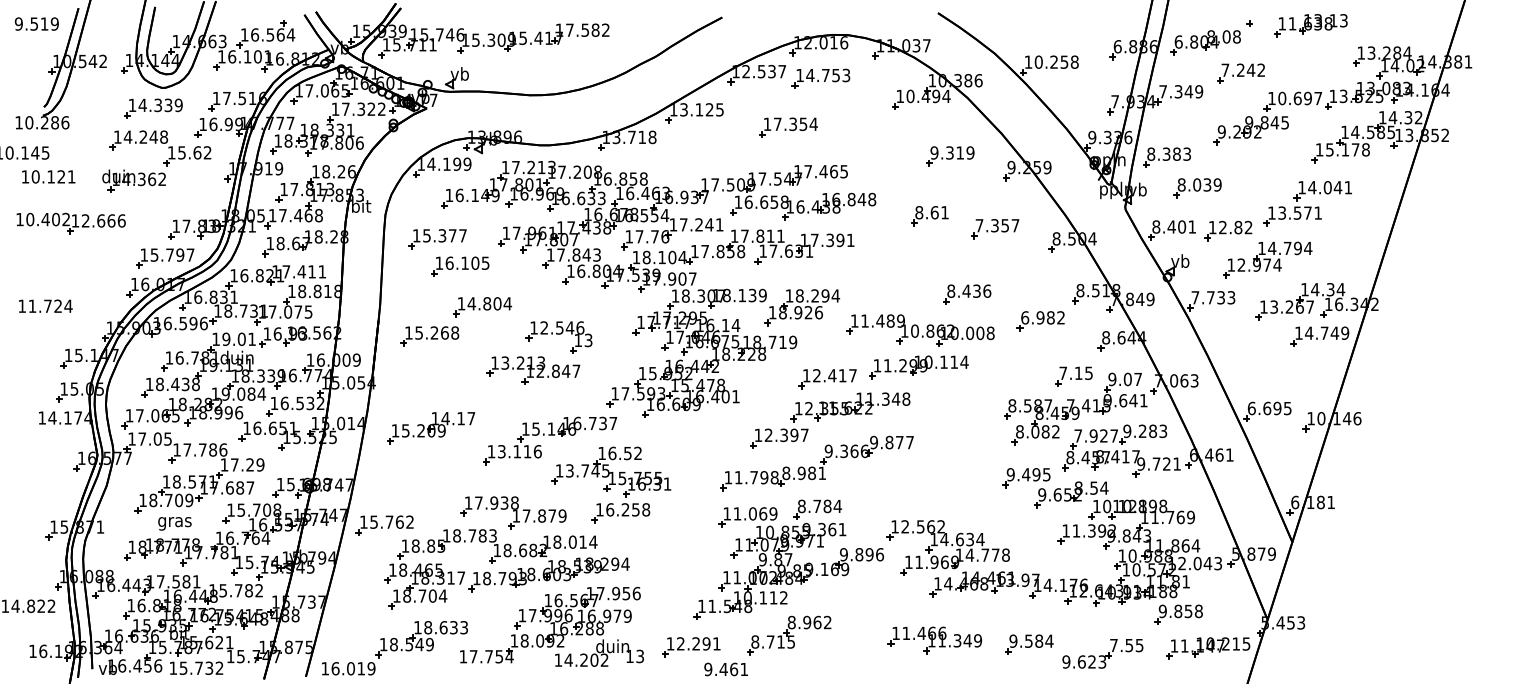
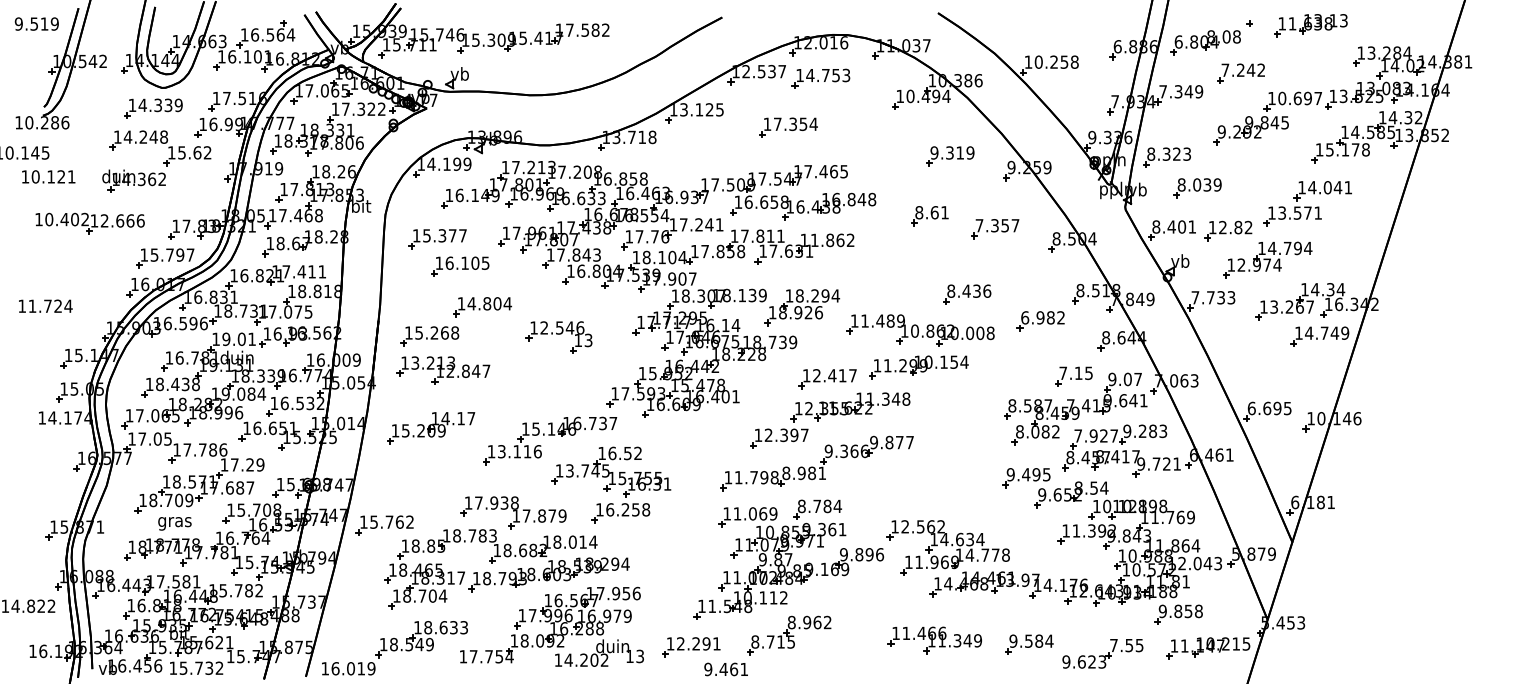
text: 8.383 -> 8.323 (1176, 153)
part position: (70, 223) -> (89, 223) (89, 223)
text: 17.391 -> 11.862 (832, 240)
text: 18.719 -> 18.739 (782, 342)
text: 10.114 -> 10.154 (953, 361)
part position: (533, 370) -> (443, 370) (443, 370)
